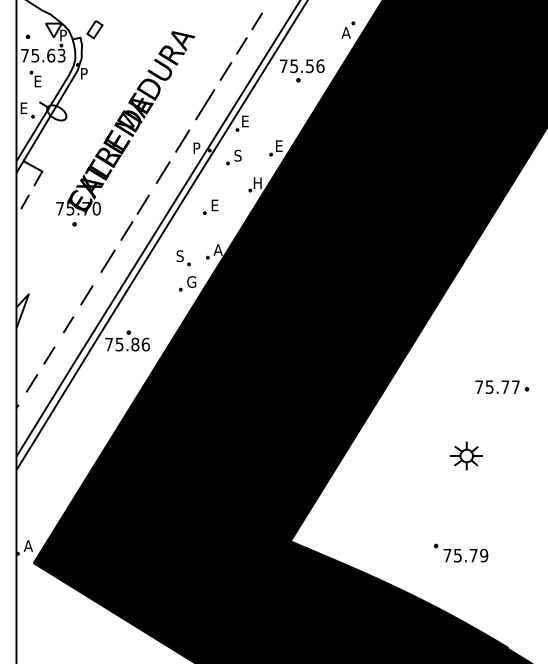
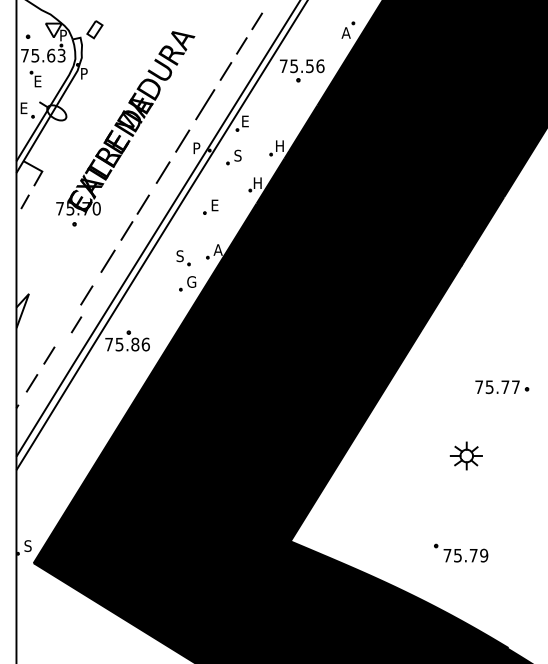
text: E -> H (280, 145)
line position: (68, 324) -> (76, 324) (76, 324)
text: A -> S (27, 546)
